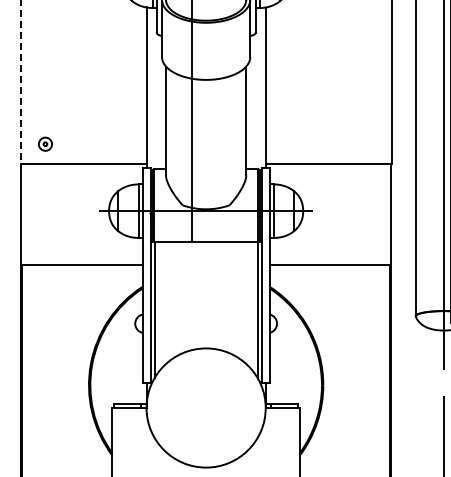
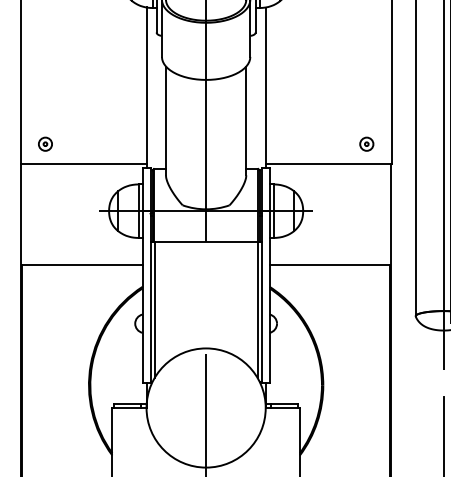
line: dashed -> solid (20, 82)
line position: (192, 121) -> (206, 121) (206, 121)
part: none -> present (366, 143)
line: none -> present (206, 413)
